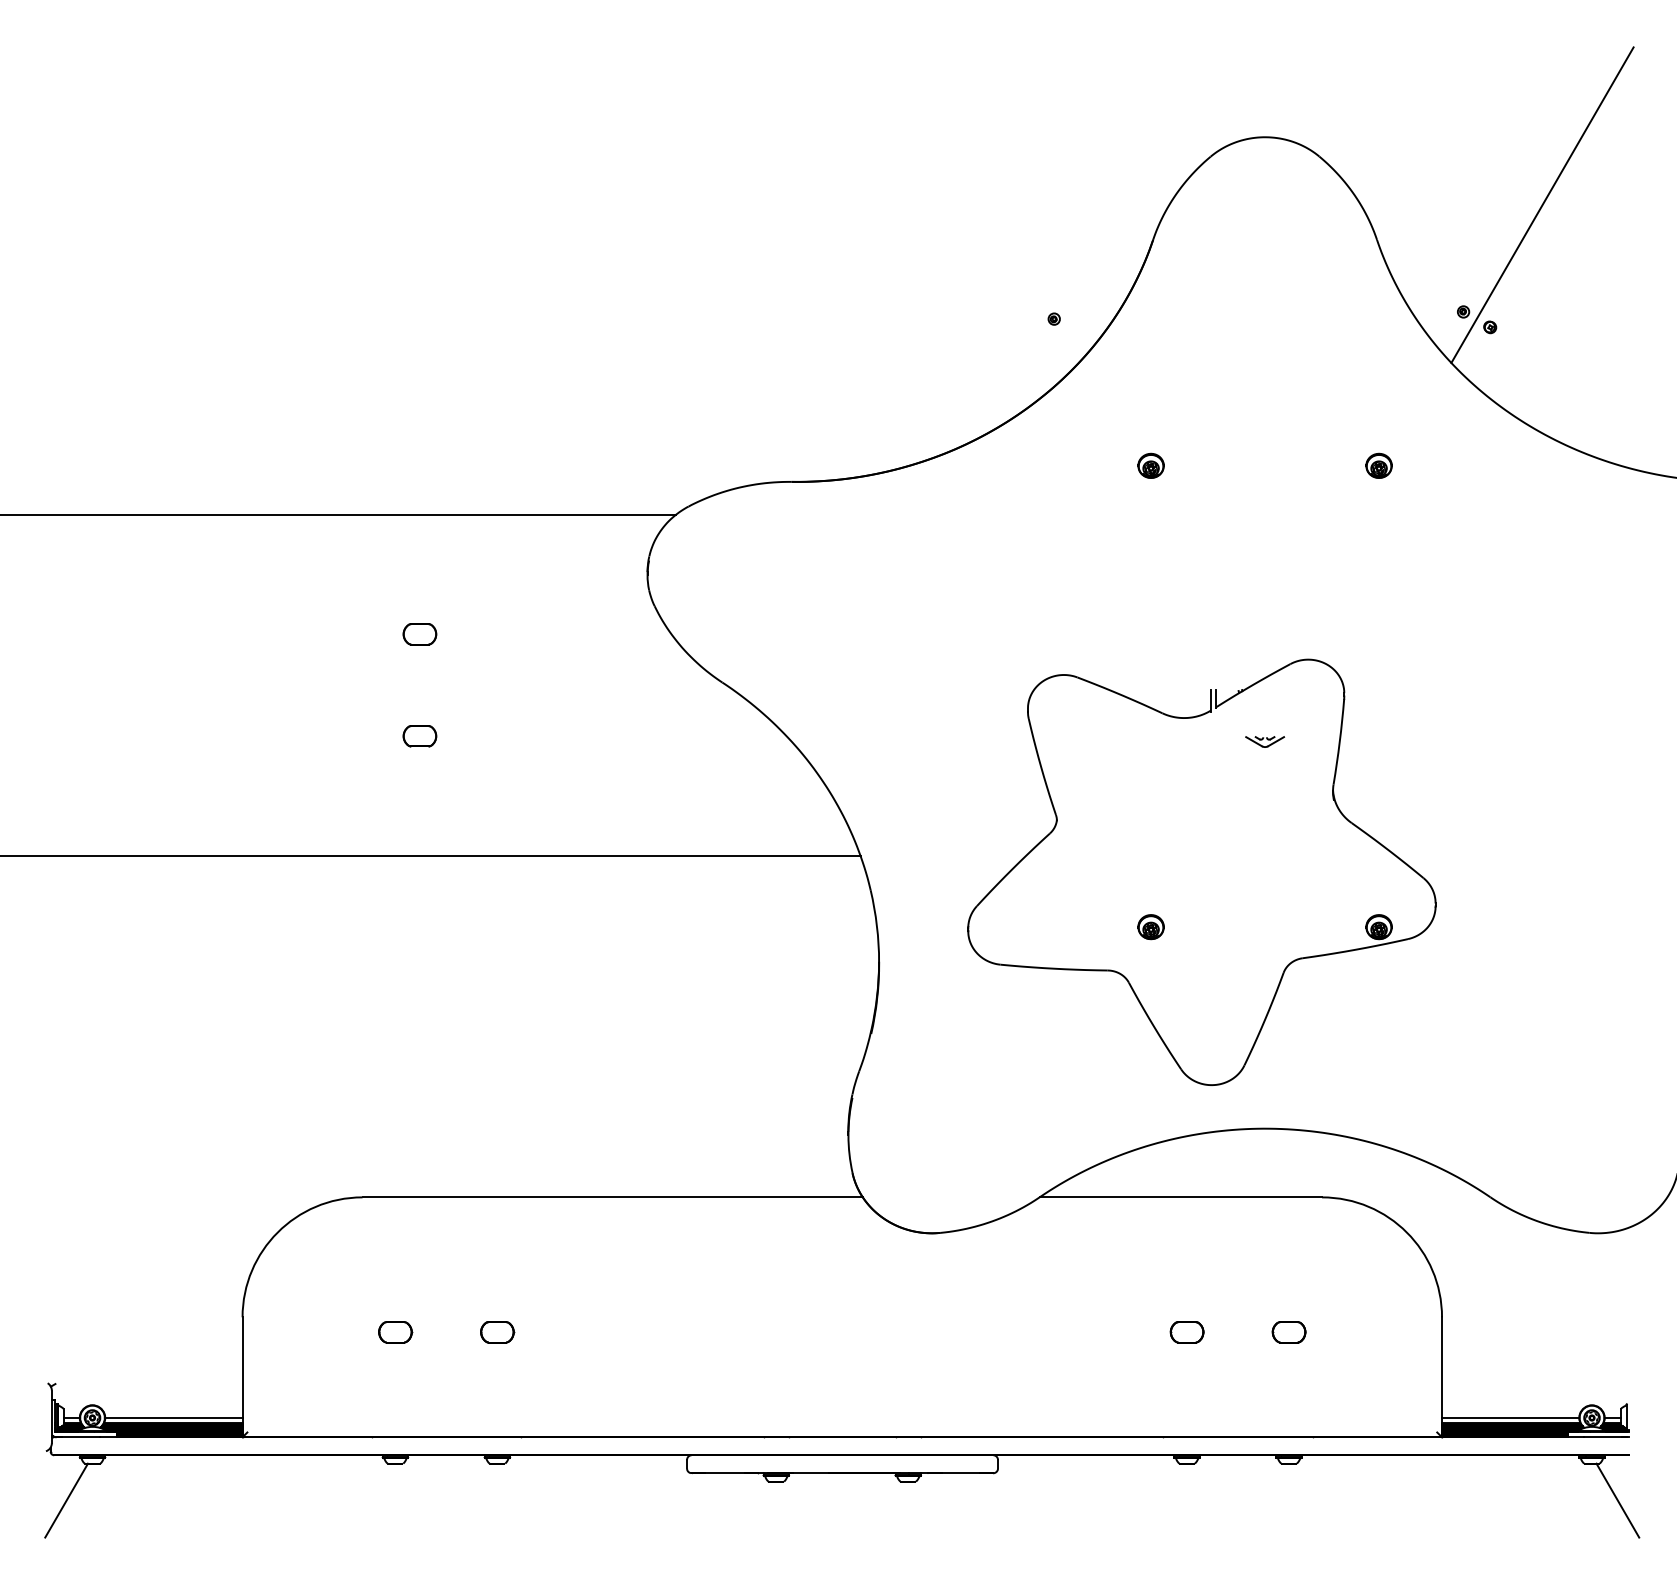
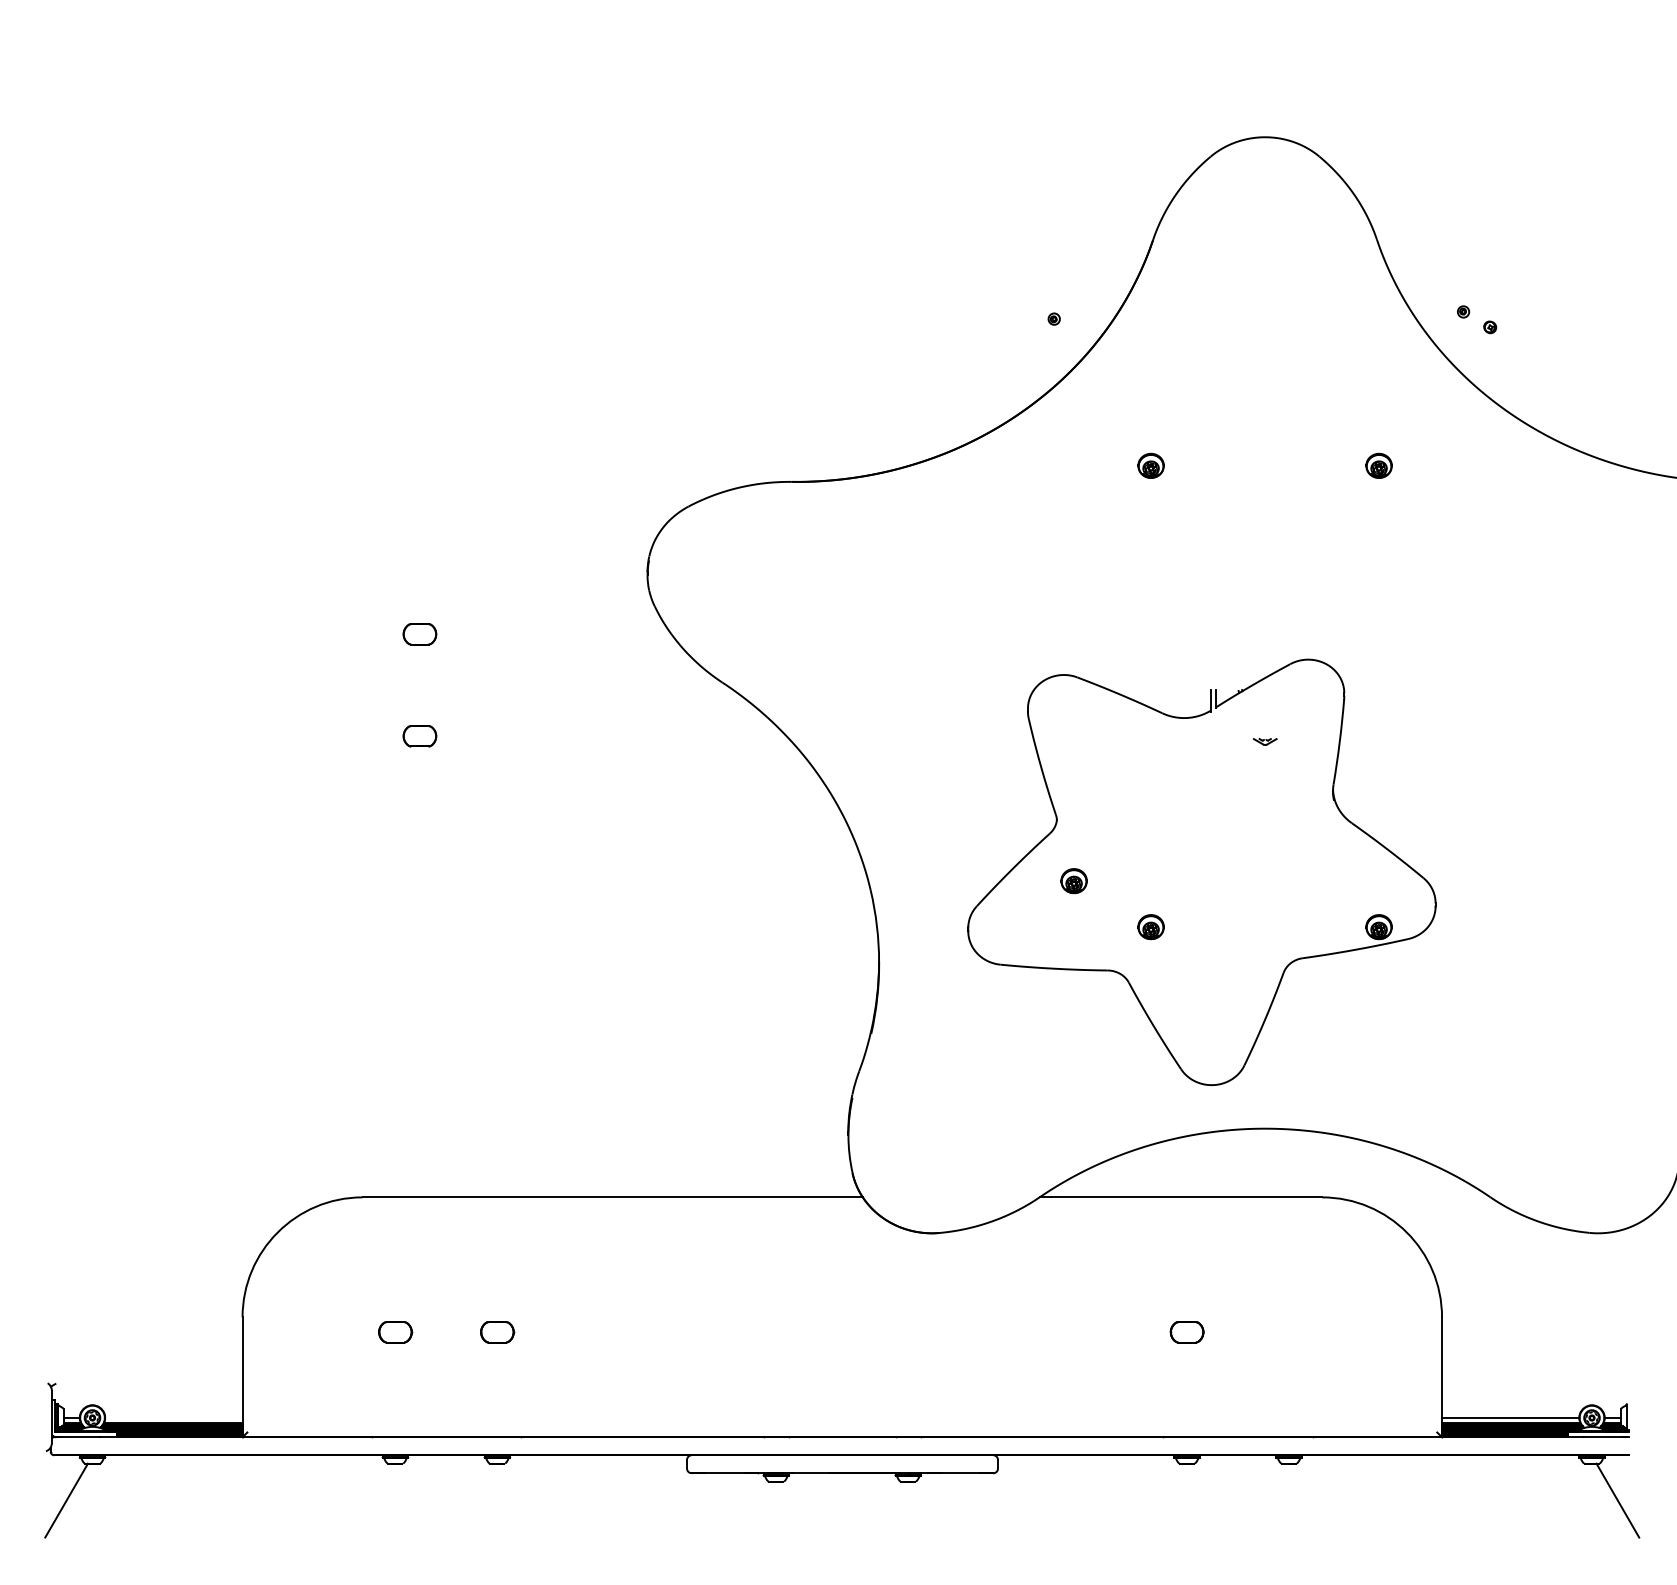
line: present -> none (1542, 204)
line: present -> none (339, 514)
part size: 41x12 px -> 26x8 px (1264, 741)
line: present -> none (431, 856)
part: none -> present (1073, 881)
part: present -> none (1288, 1332)
line: present -> none (173, 1417)
